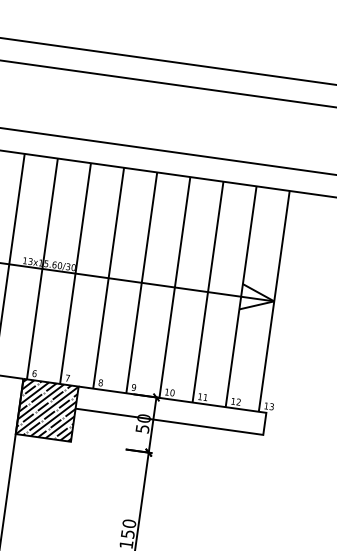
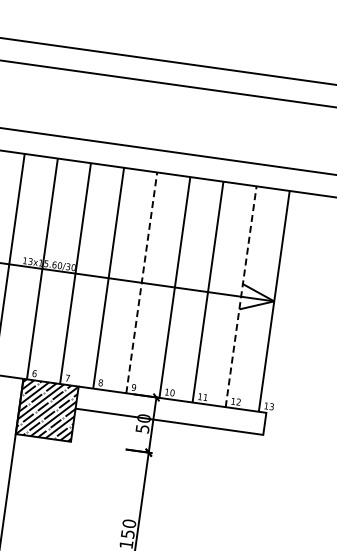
line: solid -> dashed (141, 282)
line: solid -> dashed (241, 296)
